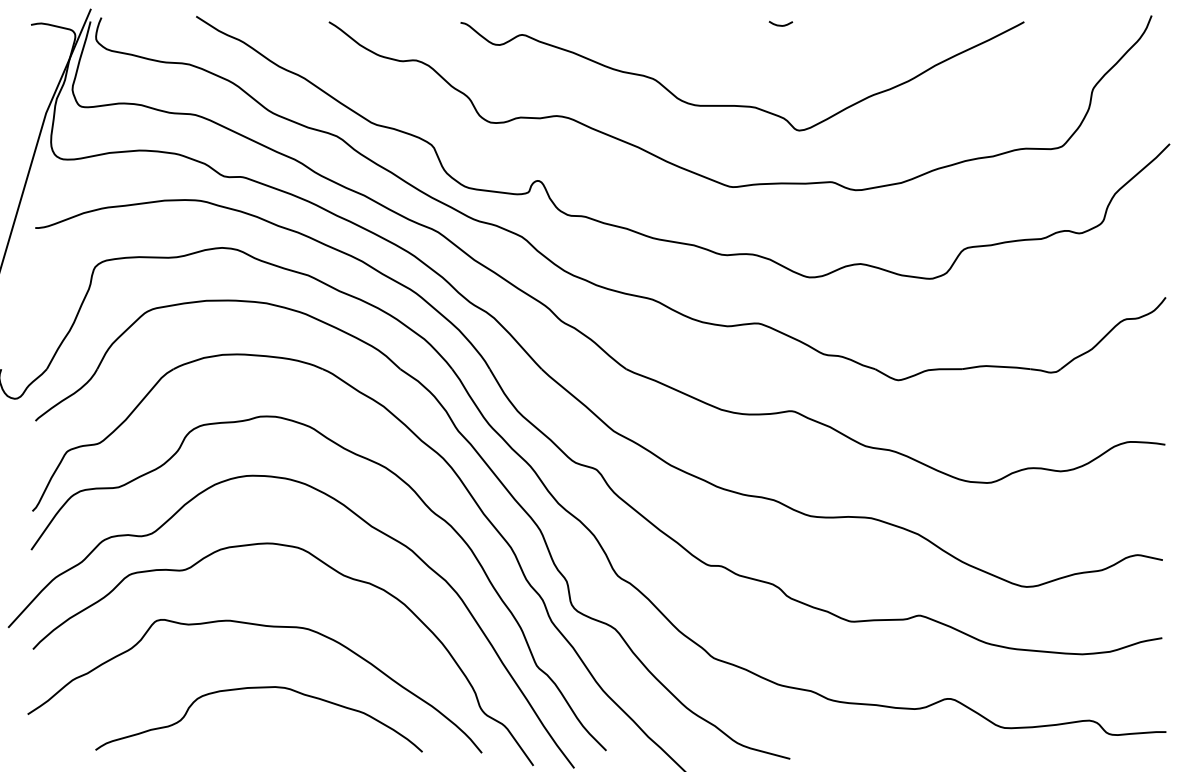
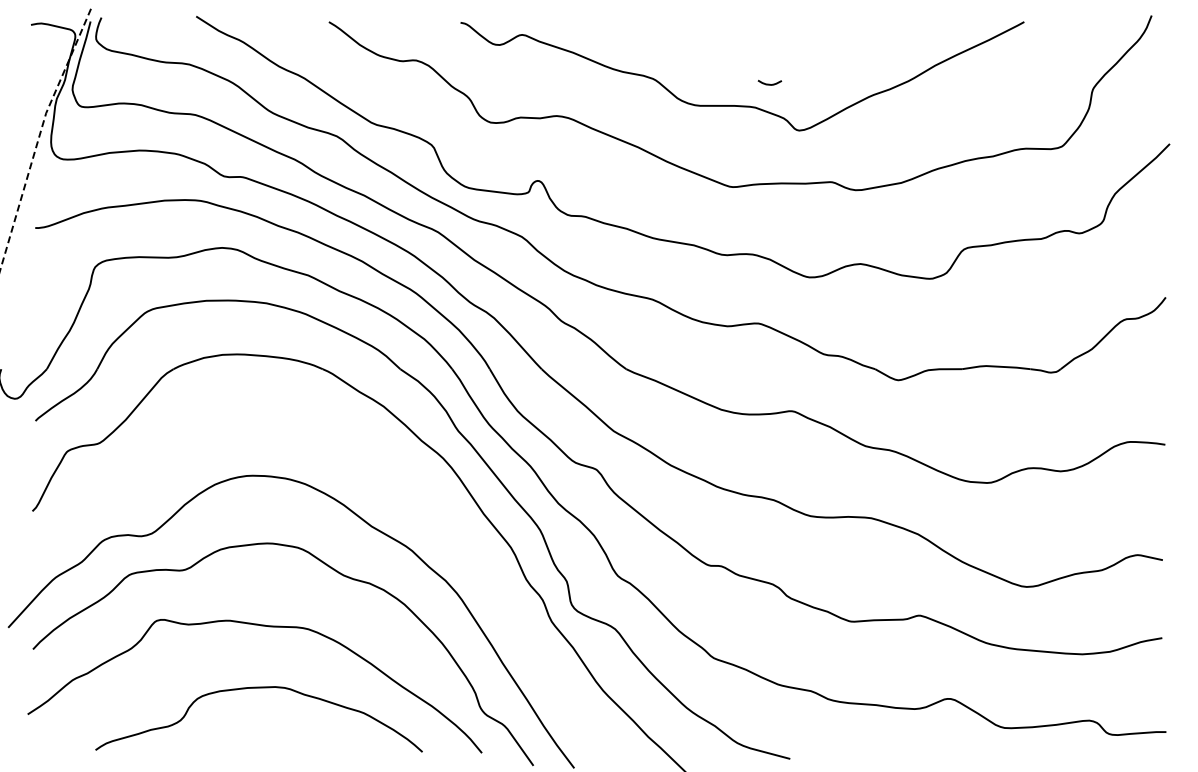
curve position: (780, 24) -> (769, 83) (769, 83)
line: solid -> dashed (39, 136)
curve: present -> none (420, 500)
